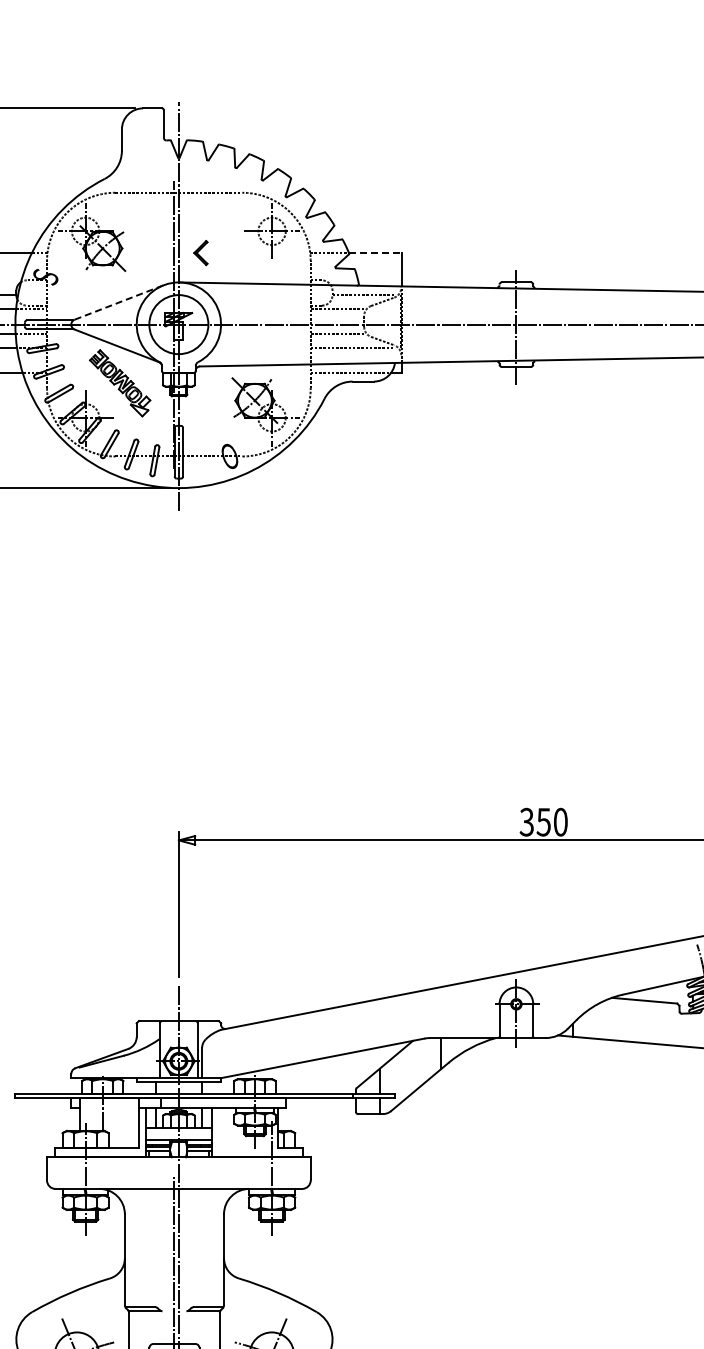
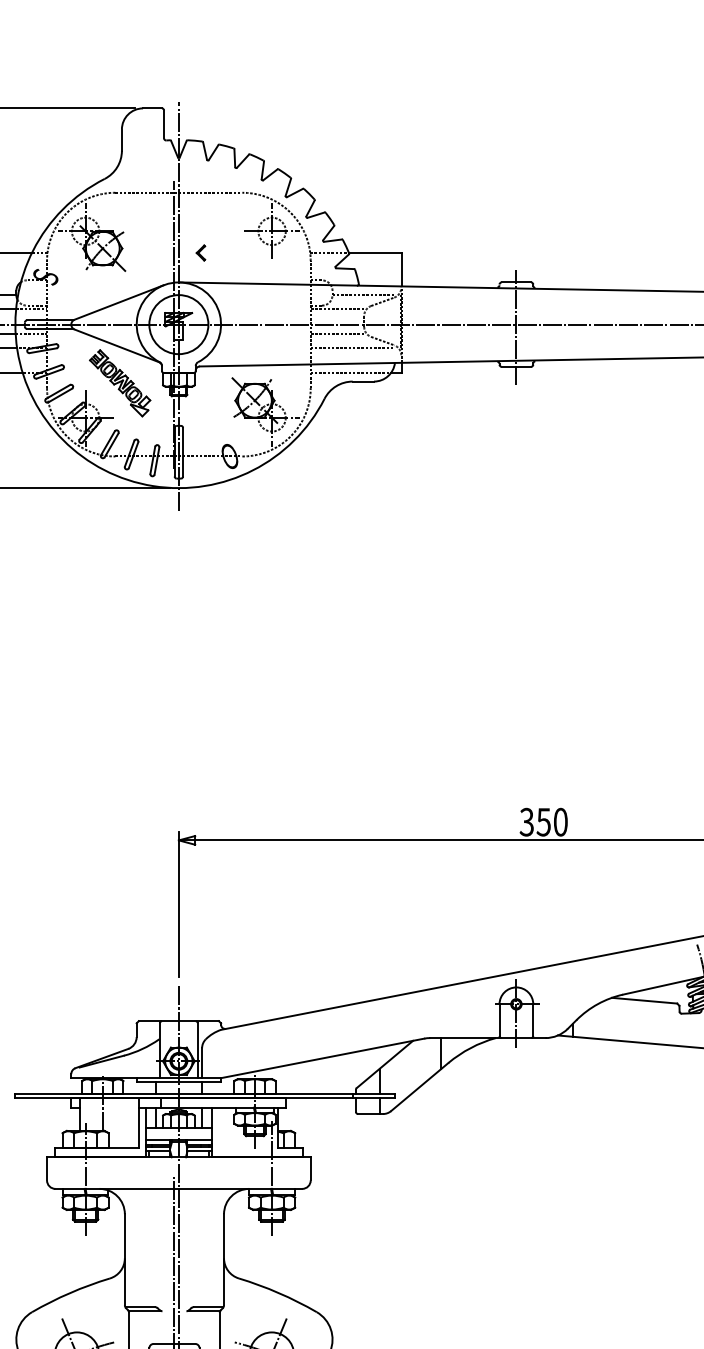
line: dashed -> solid (375, 252)
part size: 16x27 px -> 12x18 px (200, 252)
line: dashed -> solid (119, 302)
